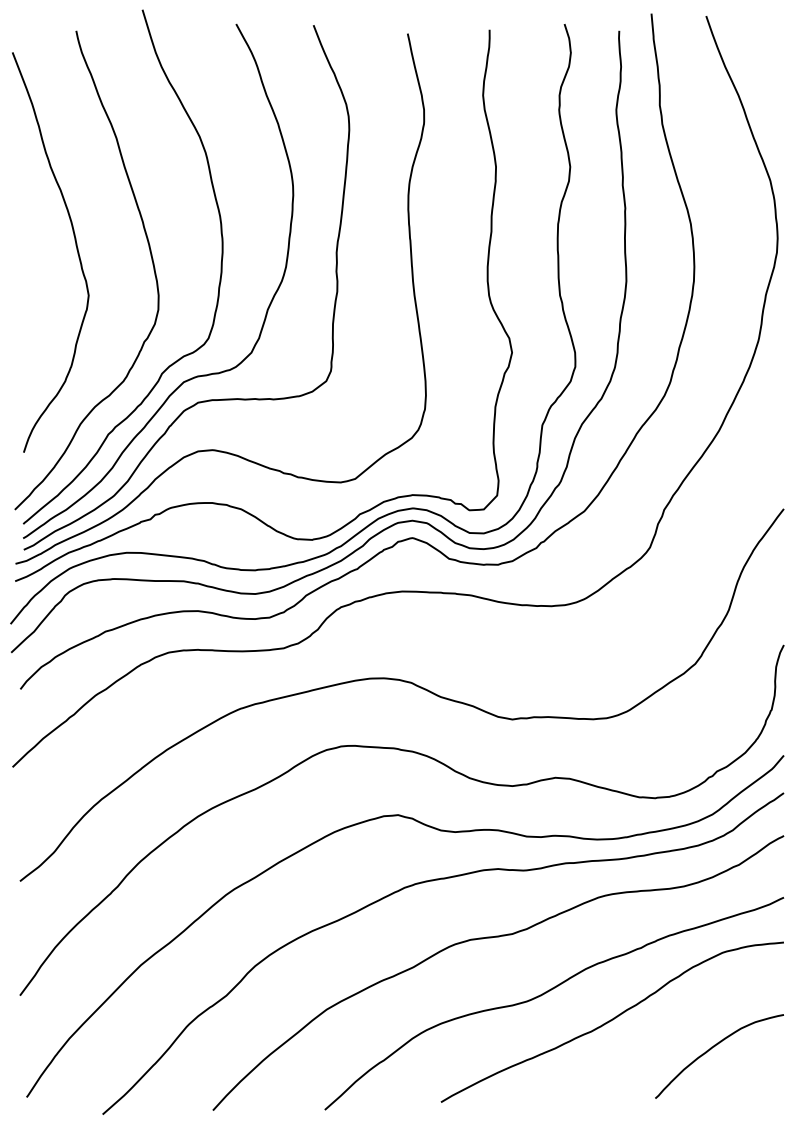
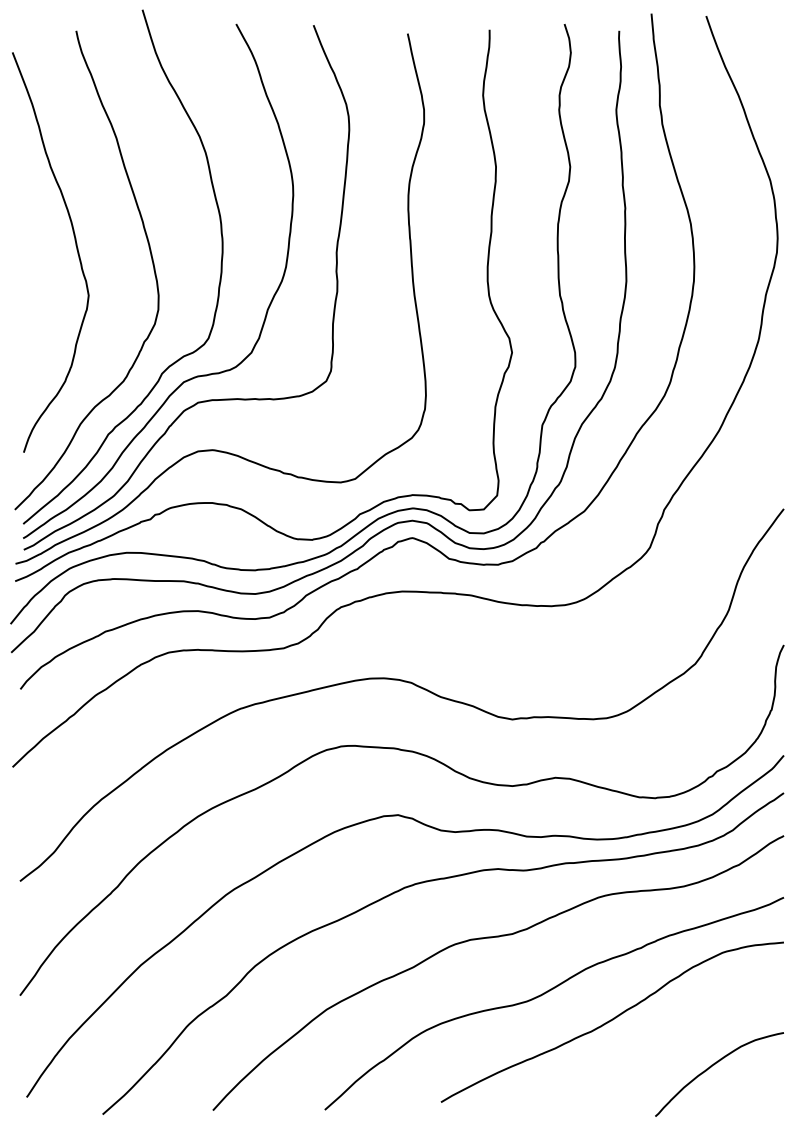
curve position: (714, 1047) -> (714, 1065) (714, 1065)
